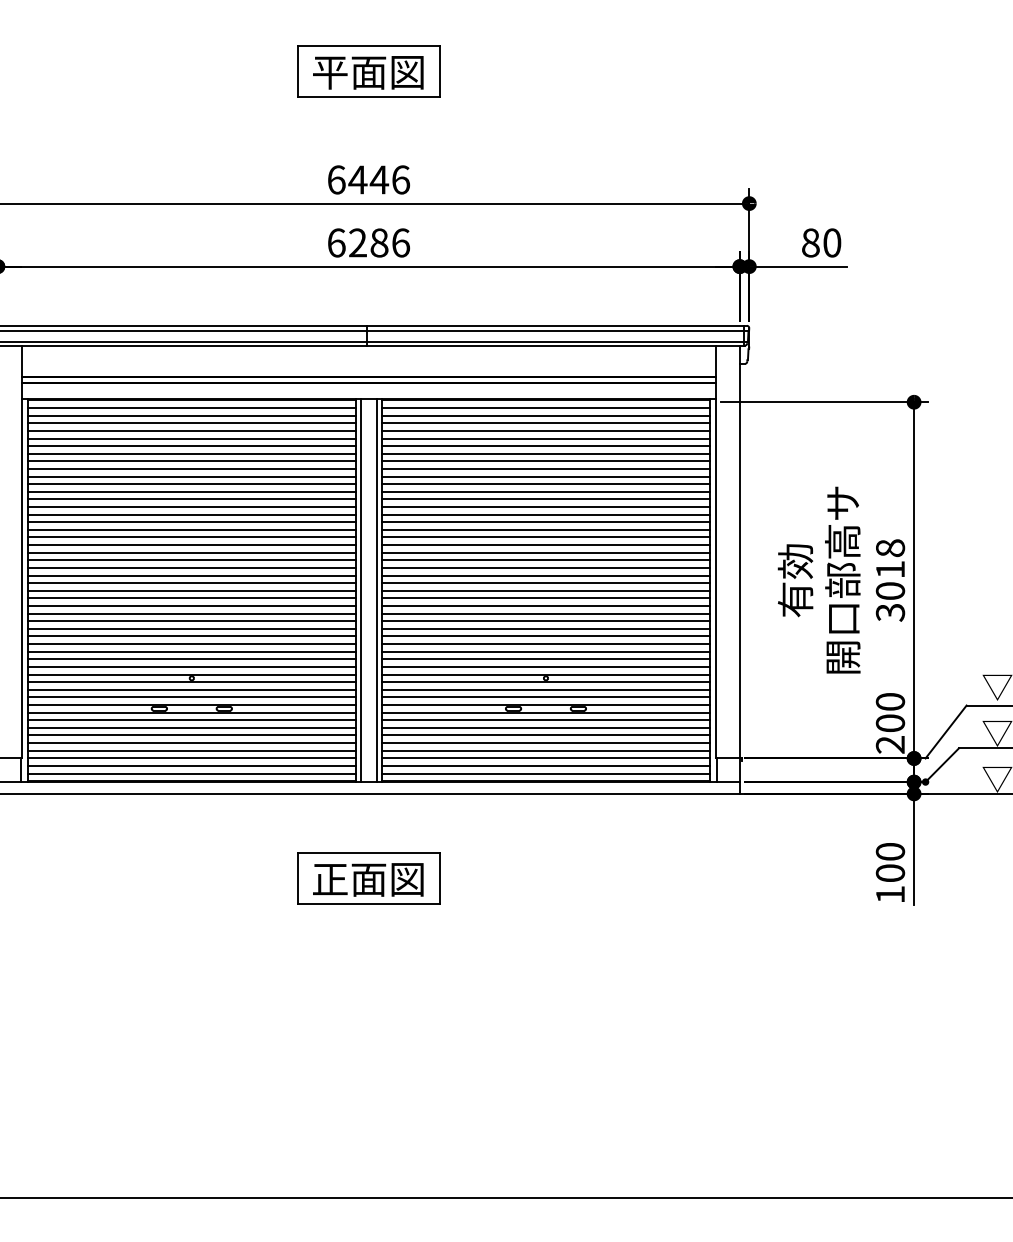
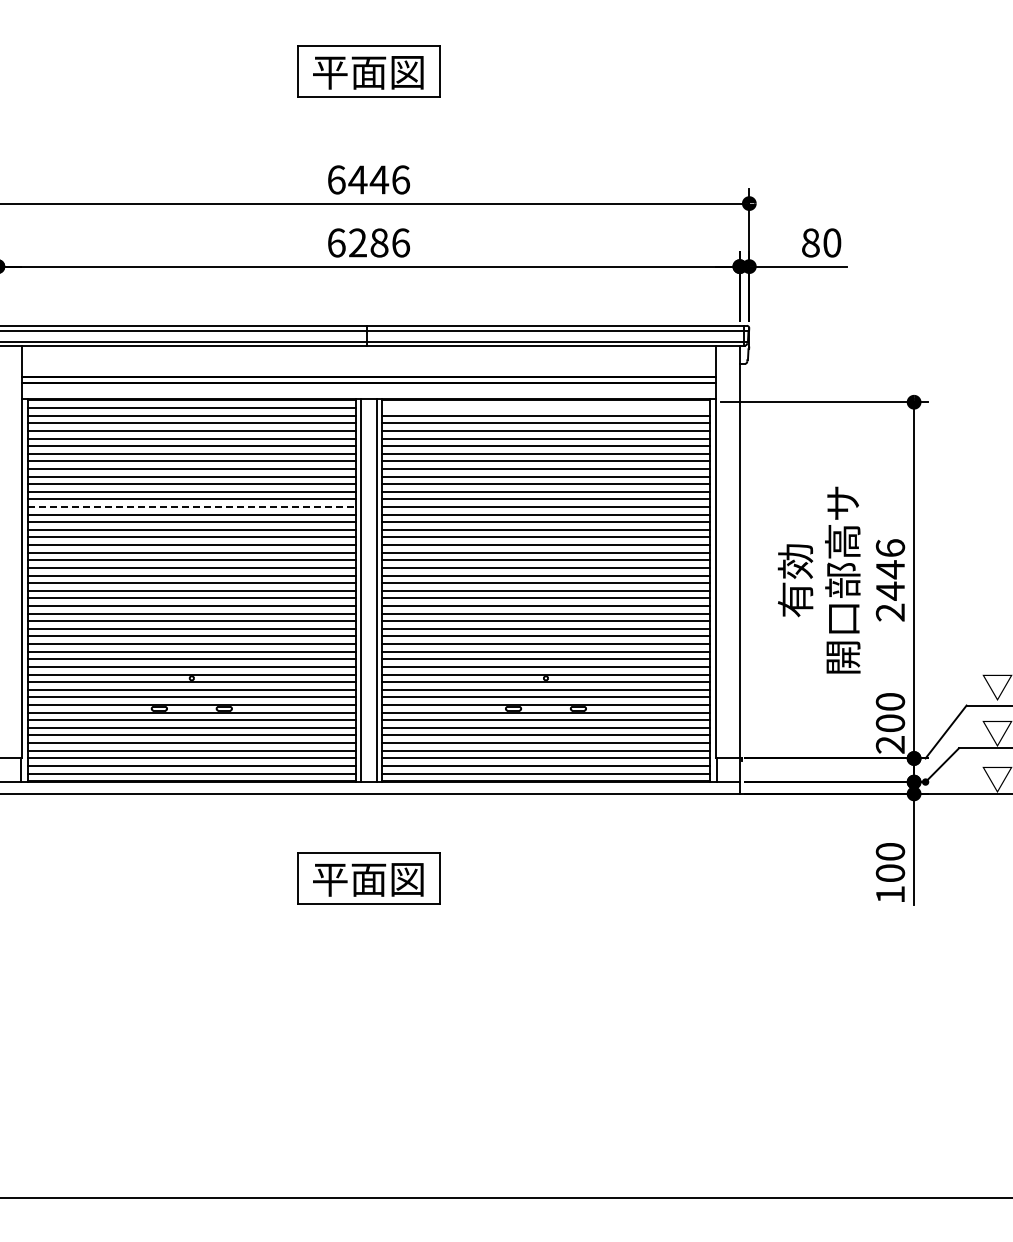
line: present -> none (546, 408)
line: solid -> dashed (191, 507)
text: 3018 -> 2446 (890, 580)
text: 正面図 -> 平面図 (330, 879)
